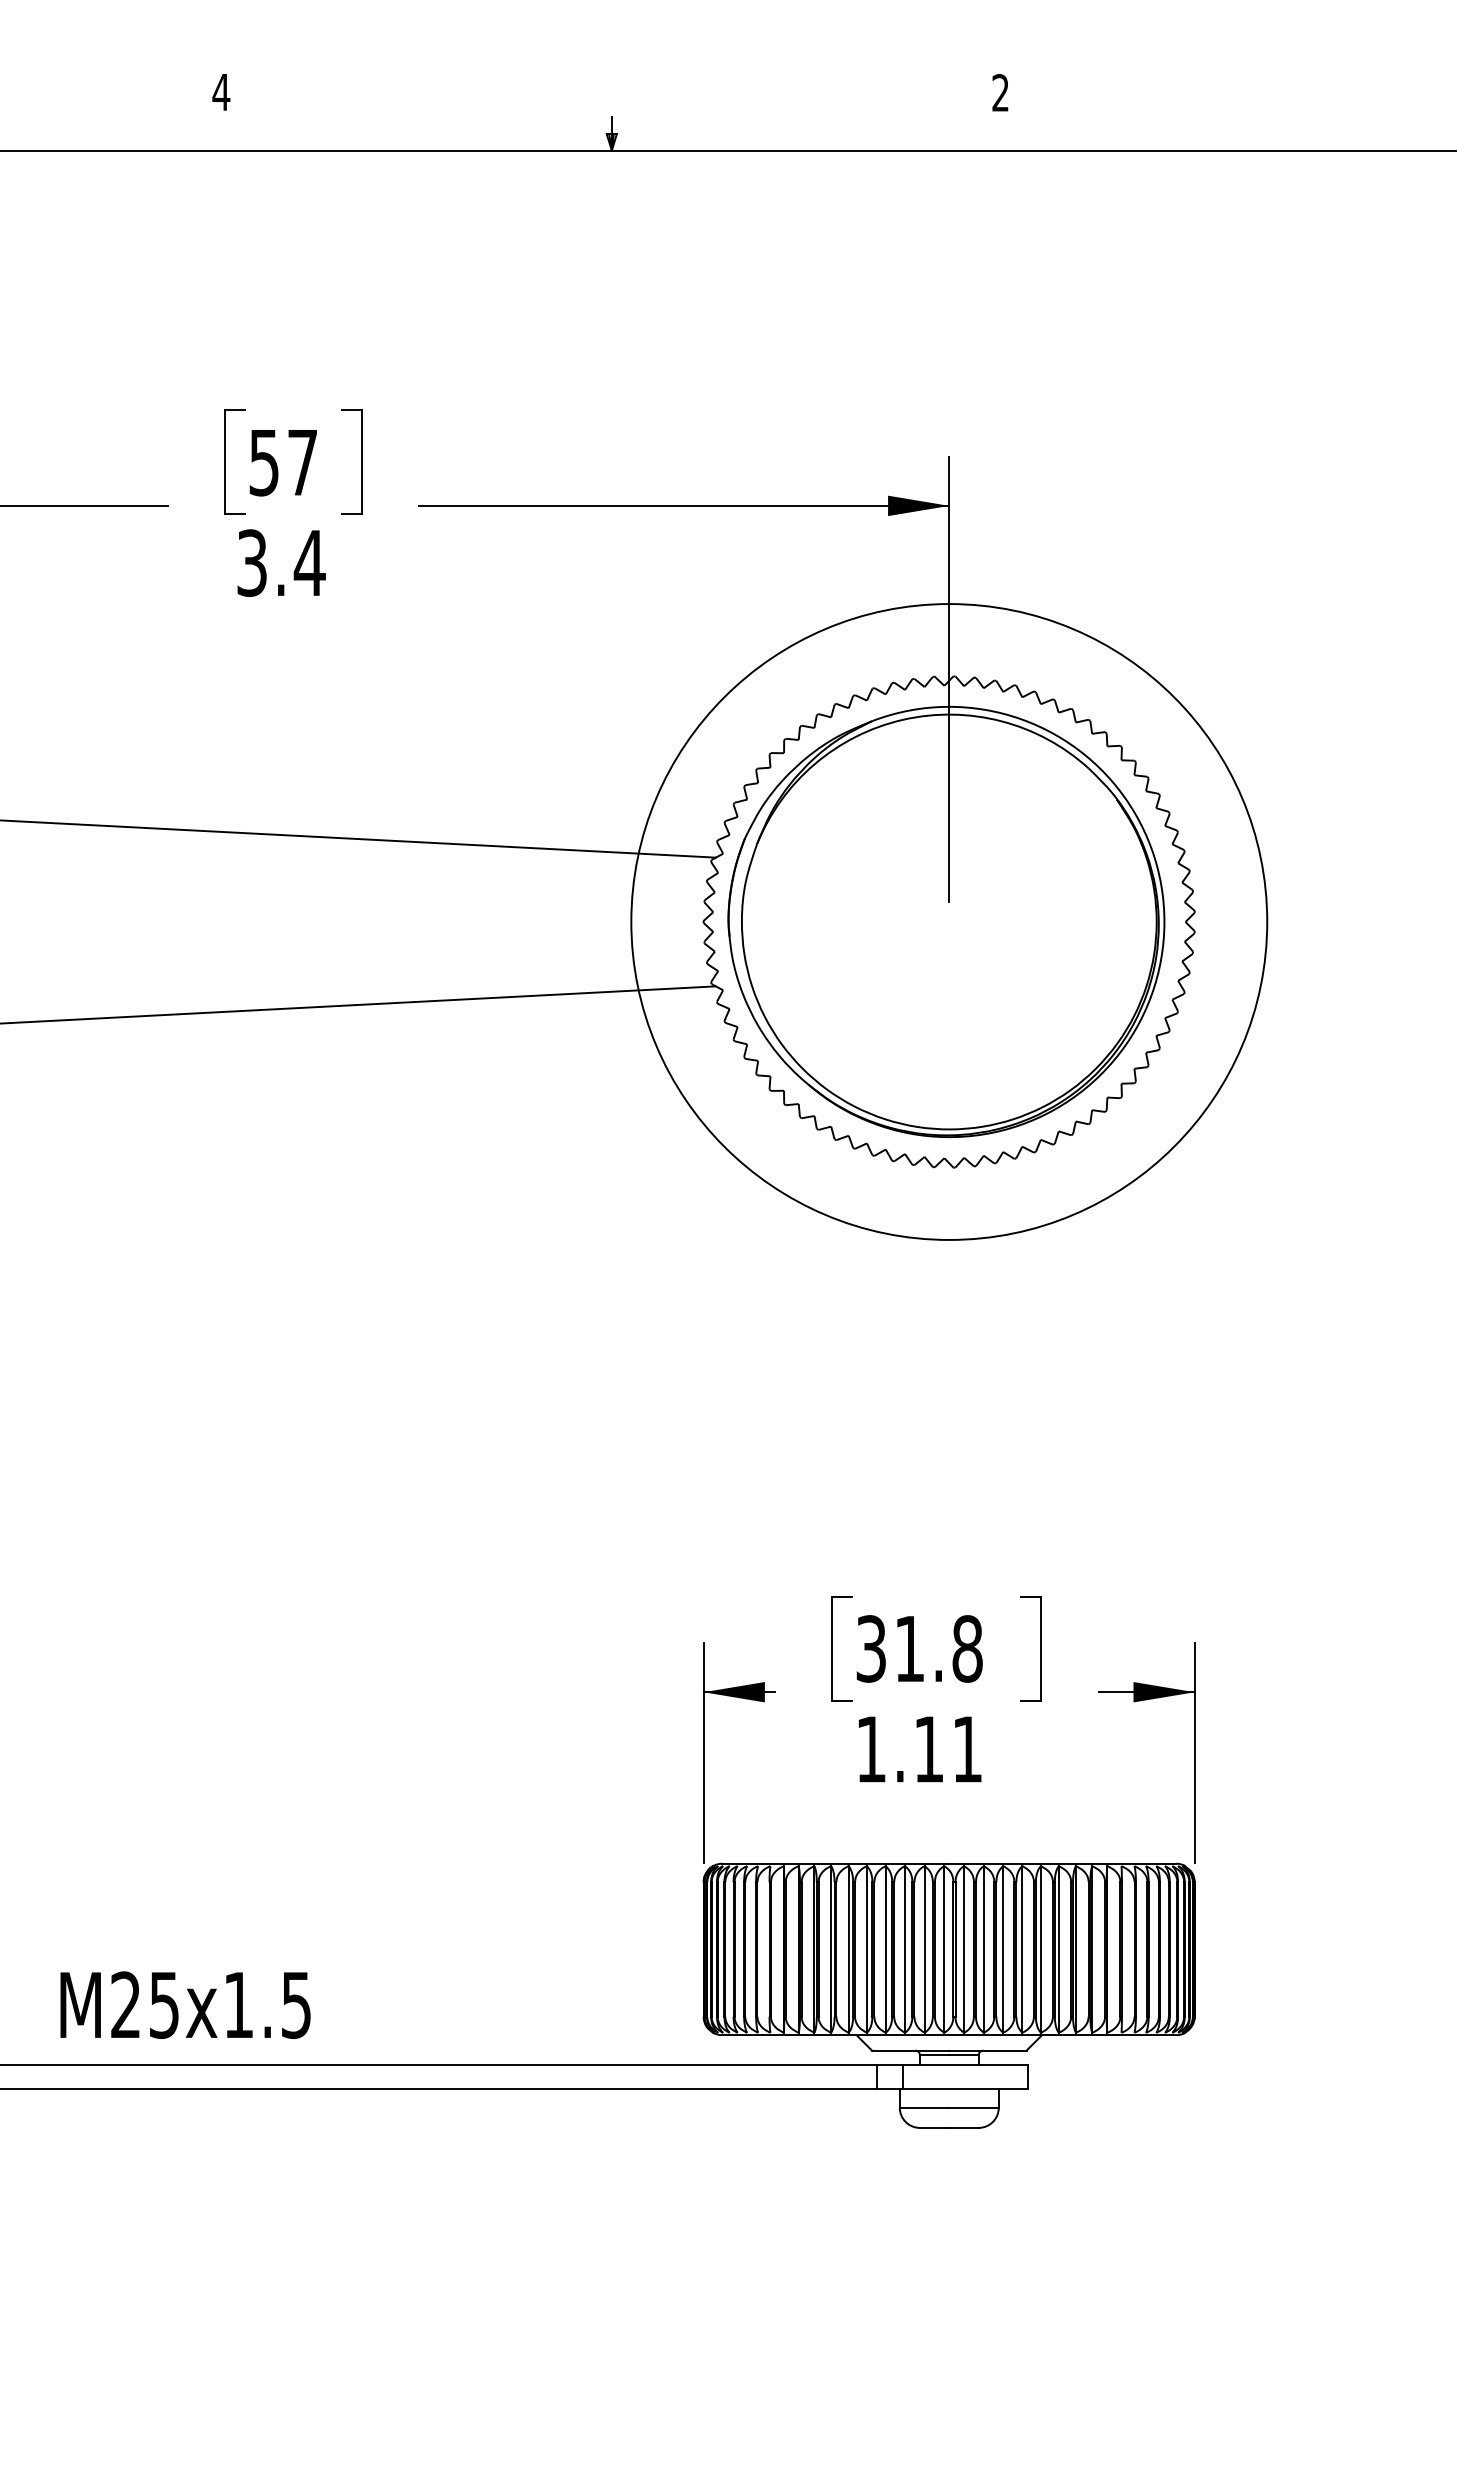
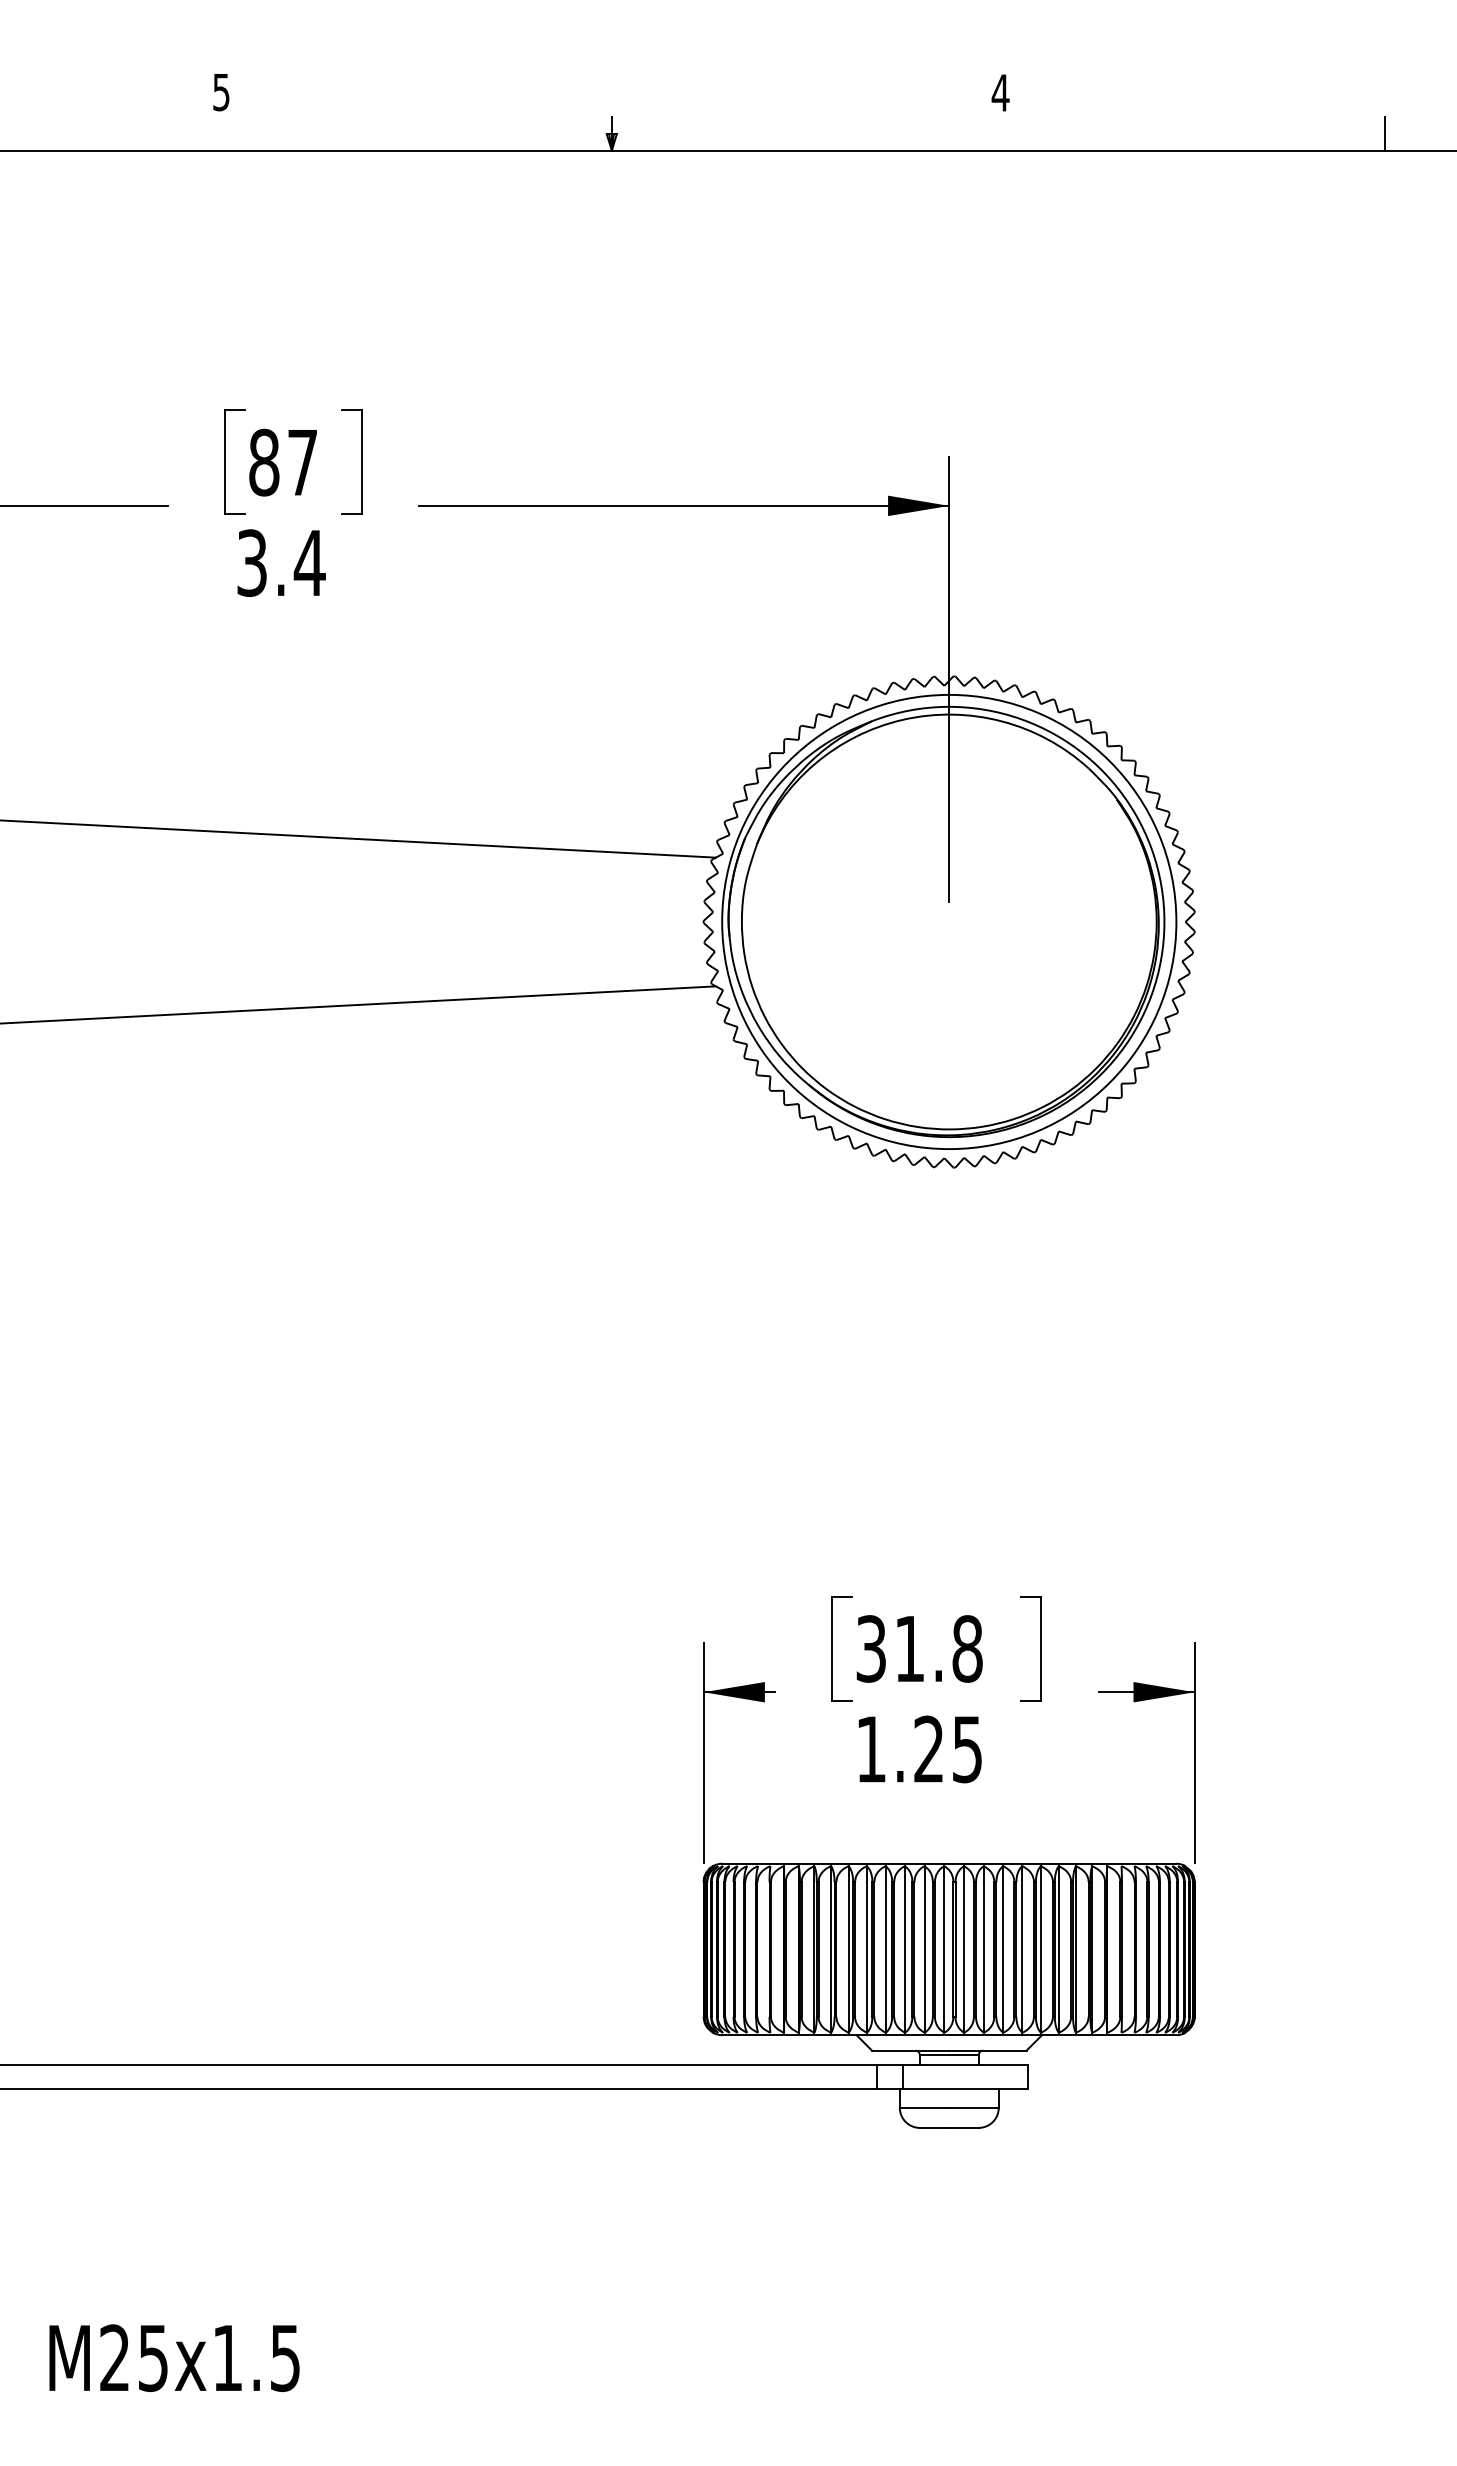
text: 4 -> 5 (221, 92)
text: 2 -> 4 (1000, 92)
line: none -> present (1384, 133)
text: 57 -> 87 (264, 462)
circle diameter: 636 px -> 454 px (949, 921)
text: 1.11 -> 1.25 (947, 1749)
text position: (185, 2004) -> (174, 2357) (174, 2357)
